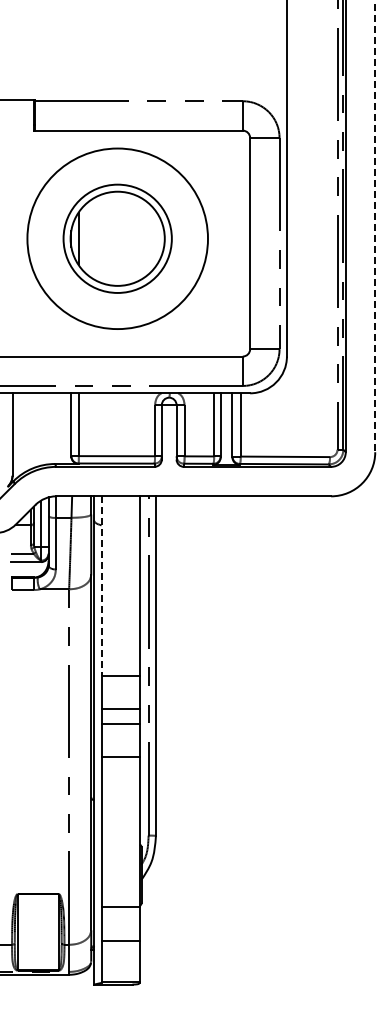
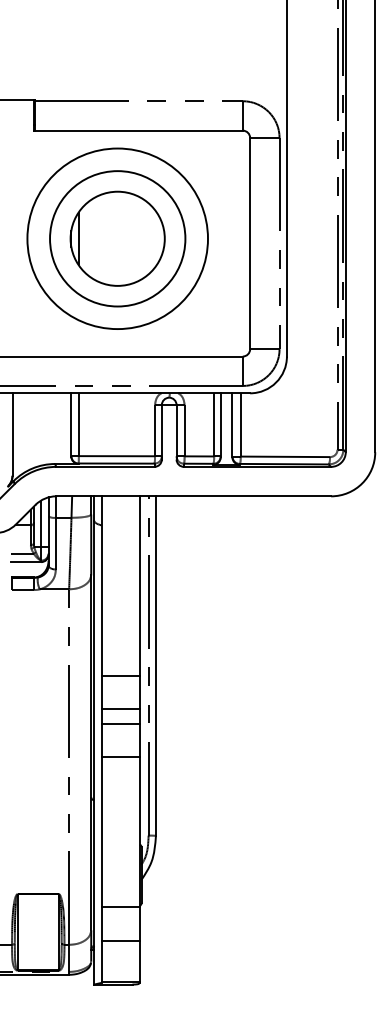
line: dashed -> solid (375, 226)
circle diameter: 108 px -> 135 px (117, 238)
line: dashed -> solid (101, 586)
